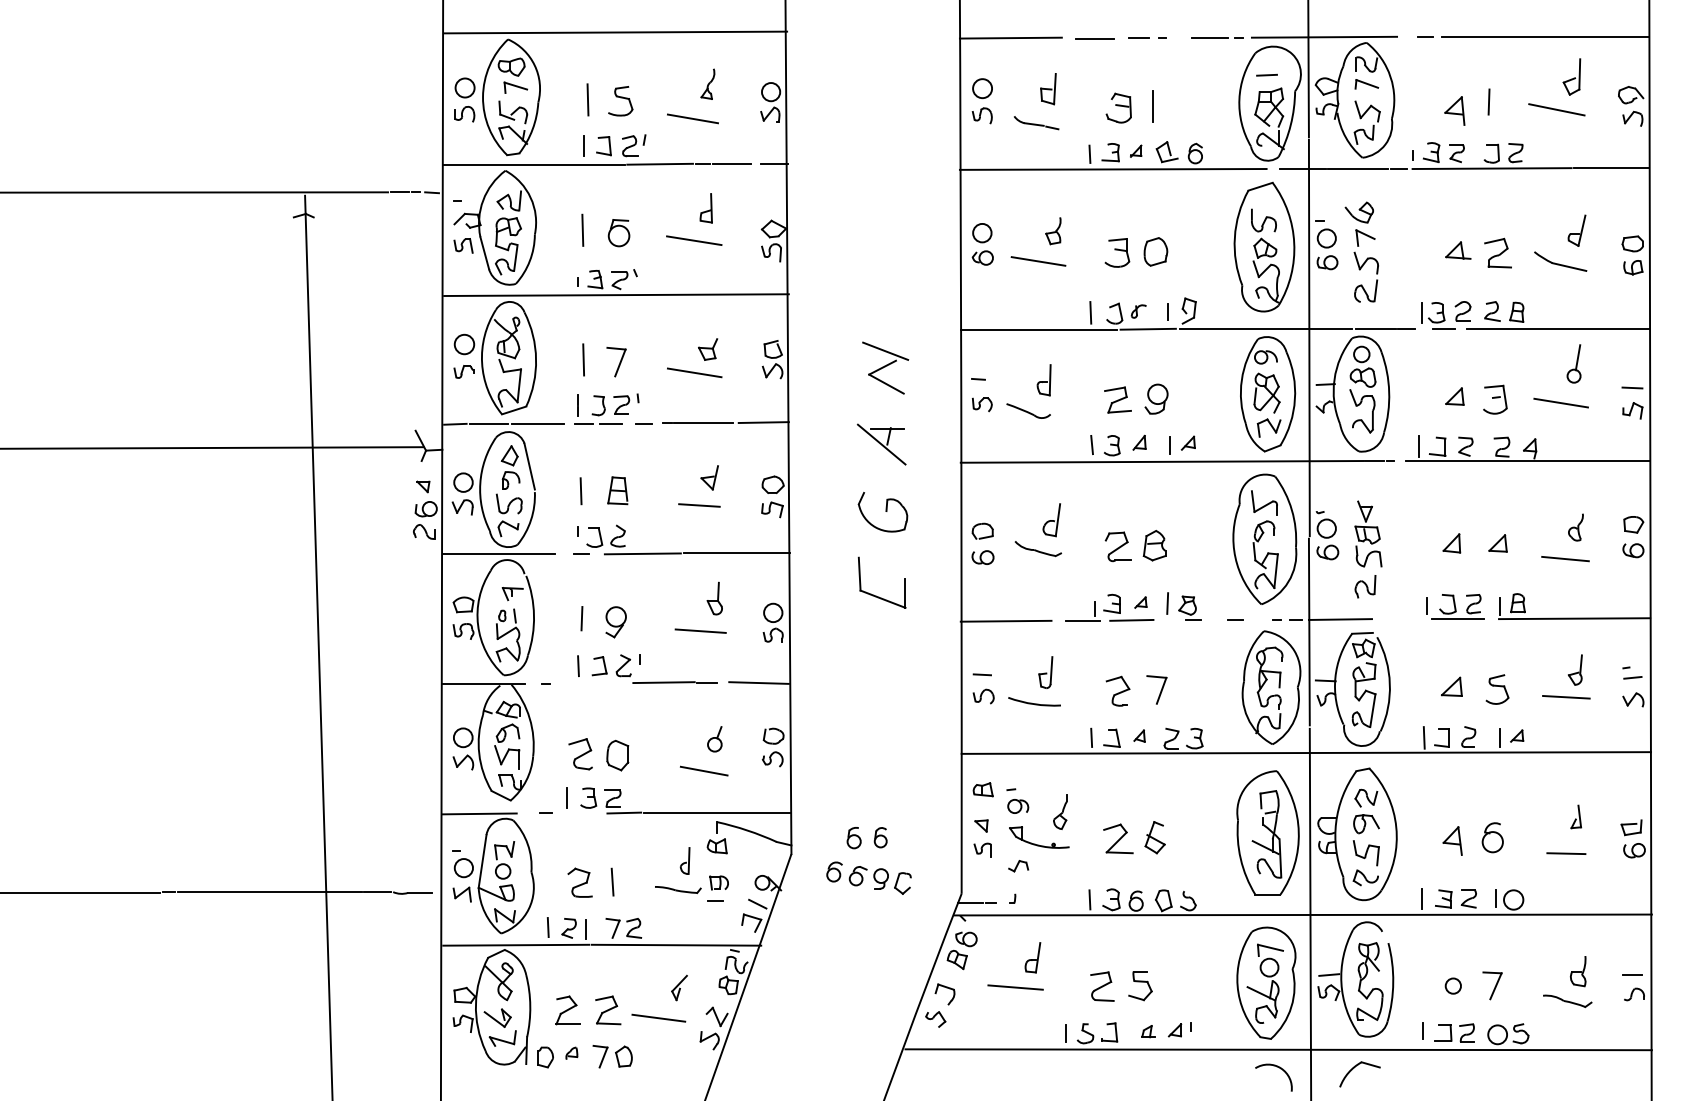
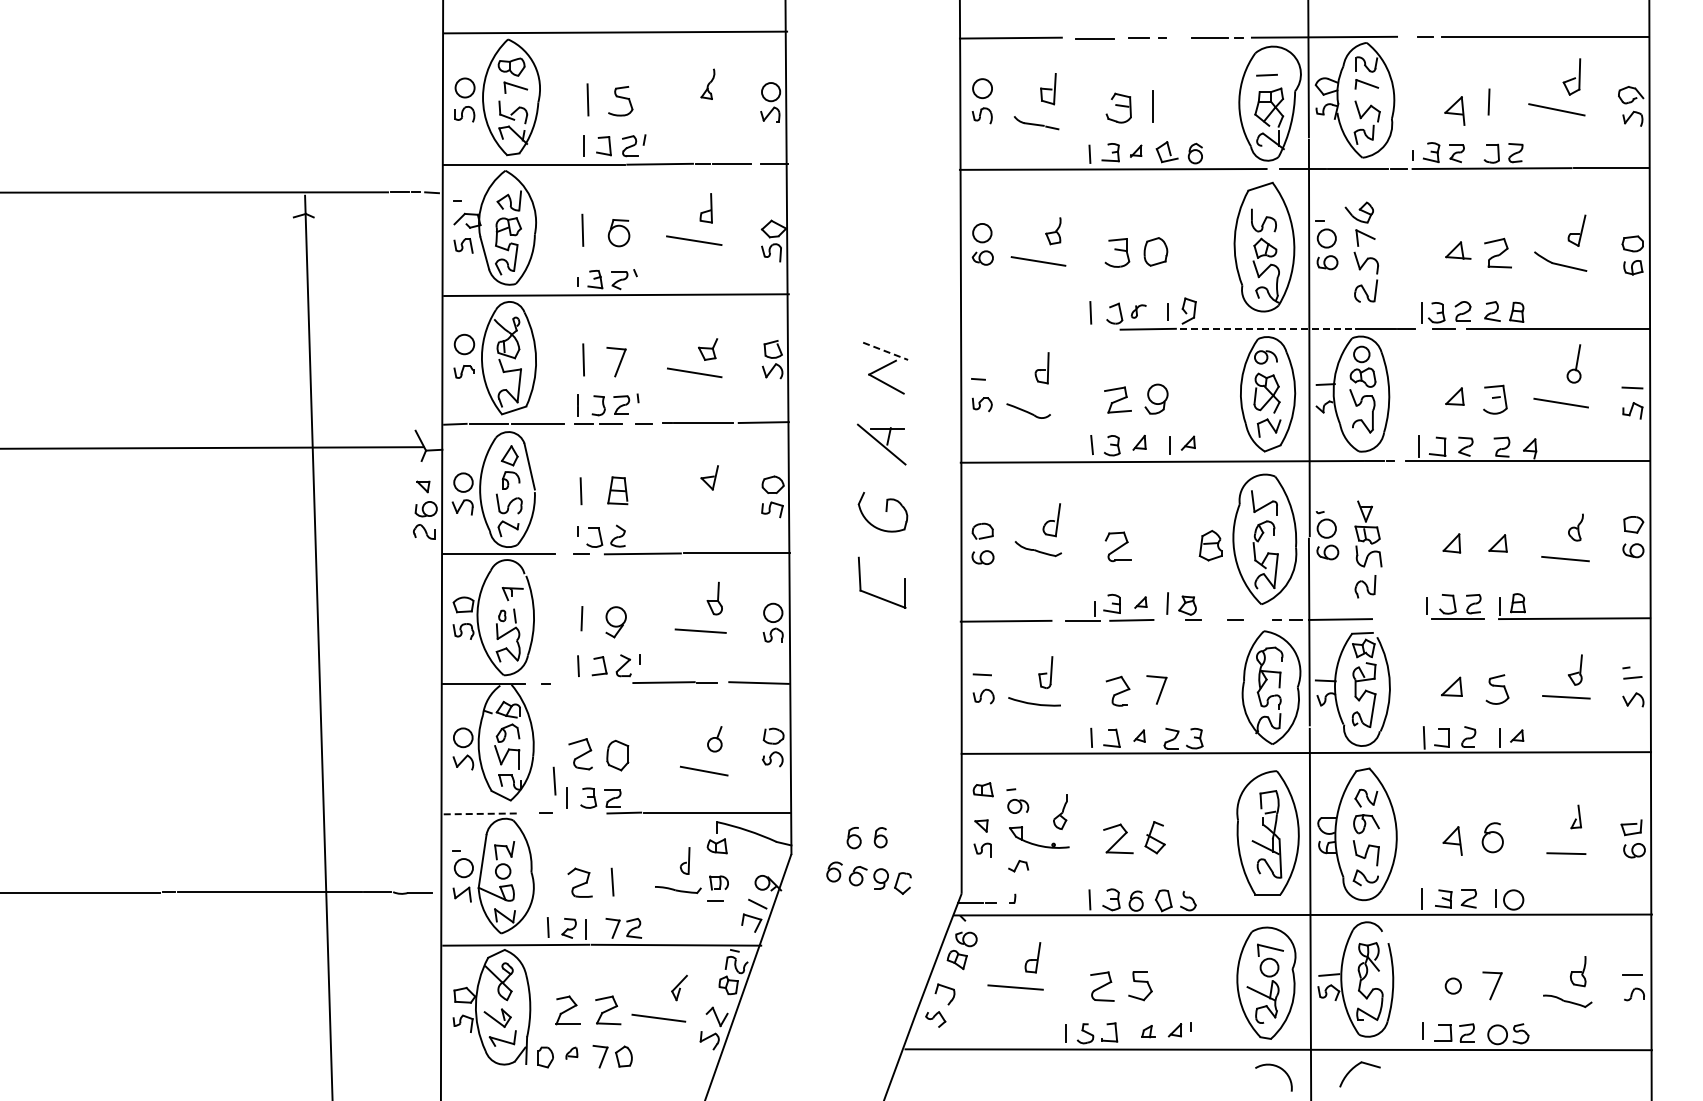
line: present -> none (692, 118)
line: solid -> dashed (1266, 328)
line: present -> none (1038, 329)
line: solid -> dashed (886, 351)
part position: (1043, 380) -> (1041, 368) (1041, 368)
line: present -> none (699, 505)
part position: (1154, 545) -> (1210, 545) (1210, 545)
line: none -> present (554, 780)
line: solid -> dashed (479, 813)
